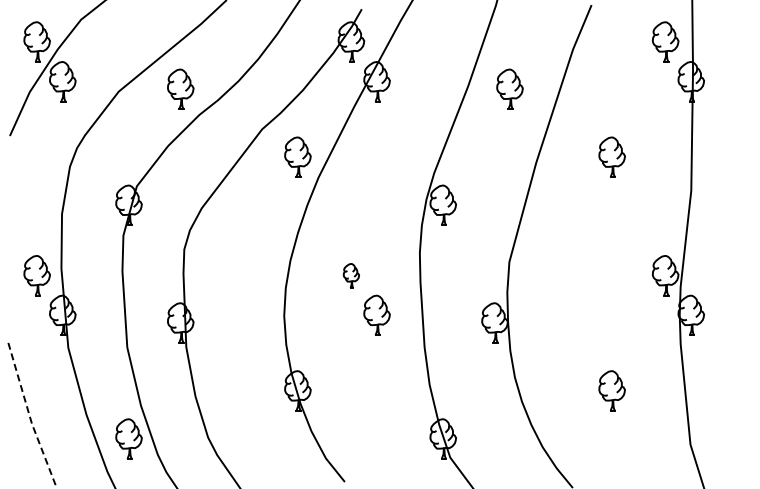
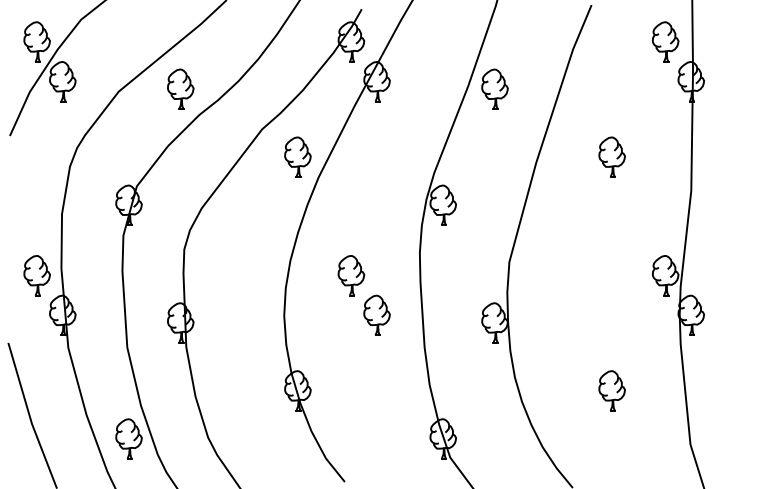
part position: (509, 88) -> (494, 88) (494, 88)
part size: 18x26 px -> 29x42 px (351, 275)
line: dashed -> solid (30, 417)
